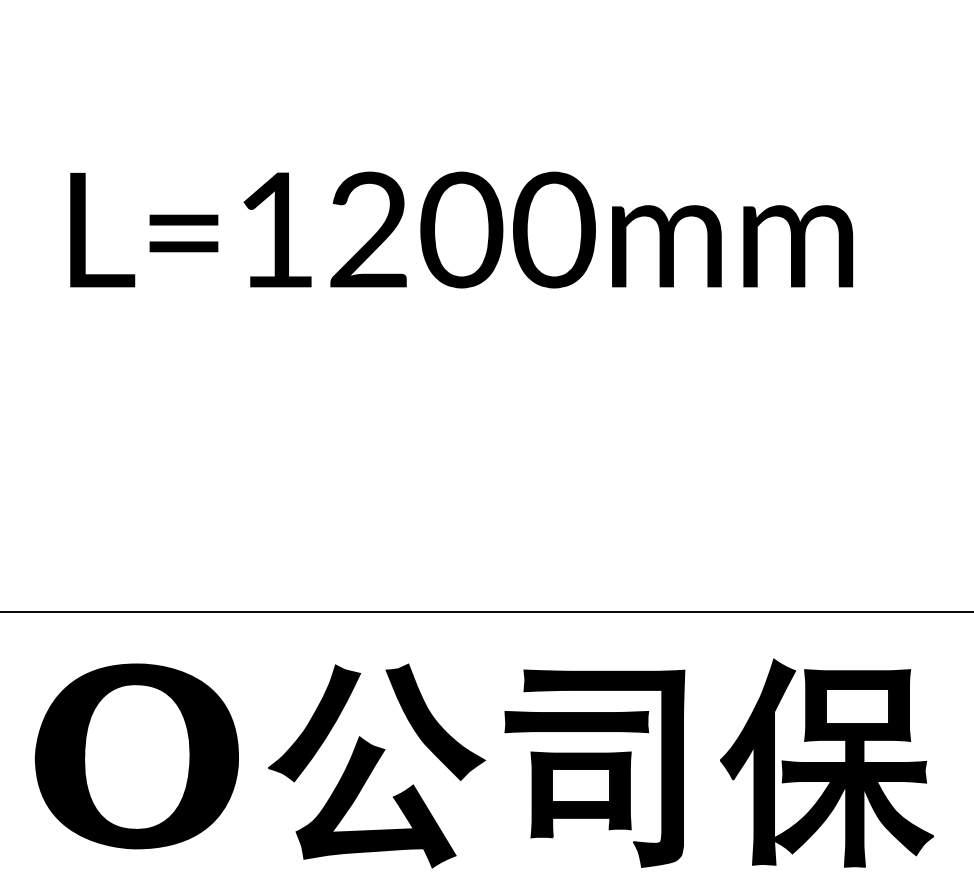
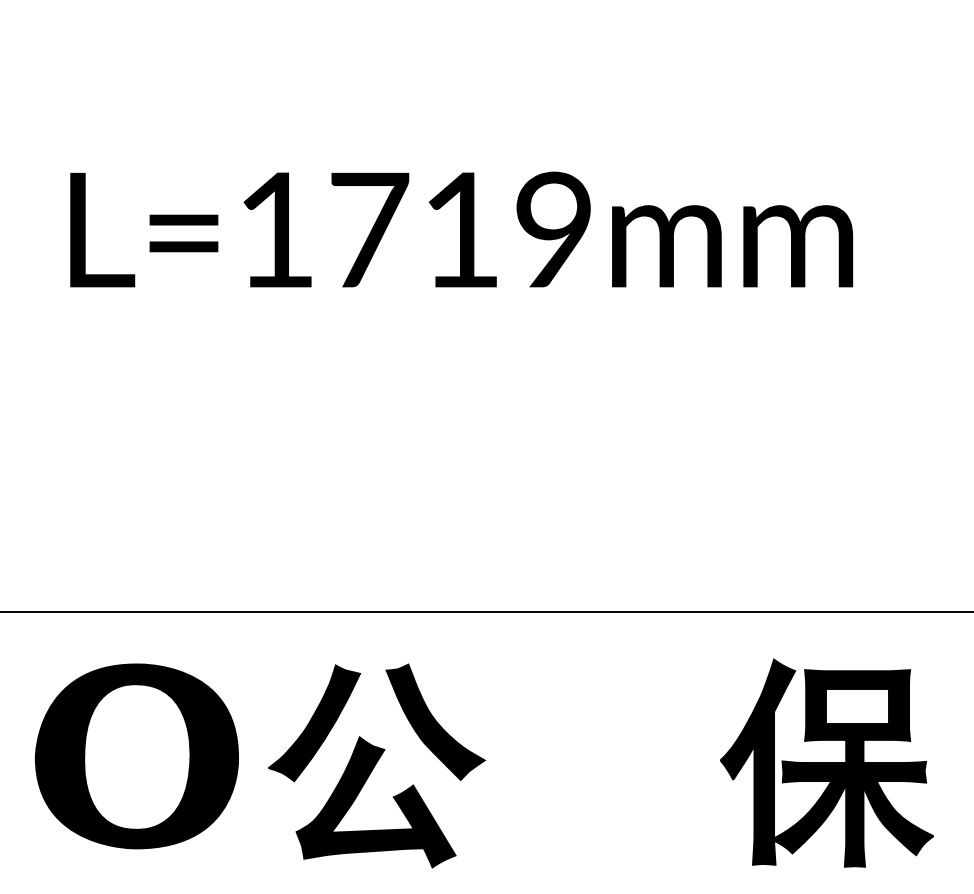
text: L=1200mm -> L=1719mm (462, 229)
part: present -> none (594, 768)
